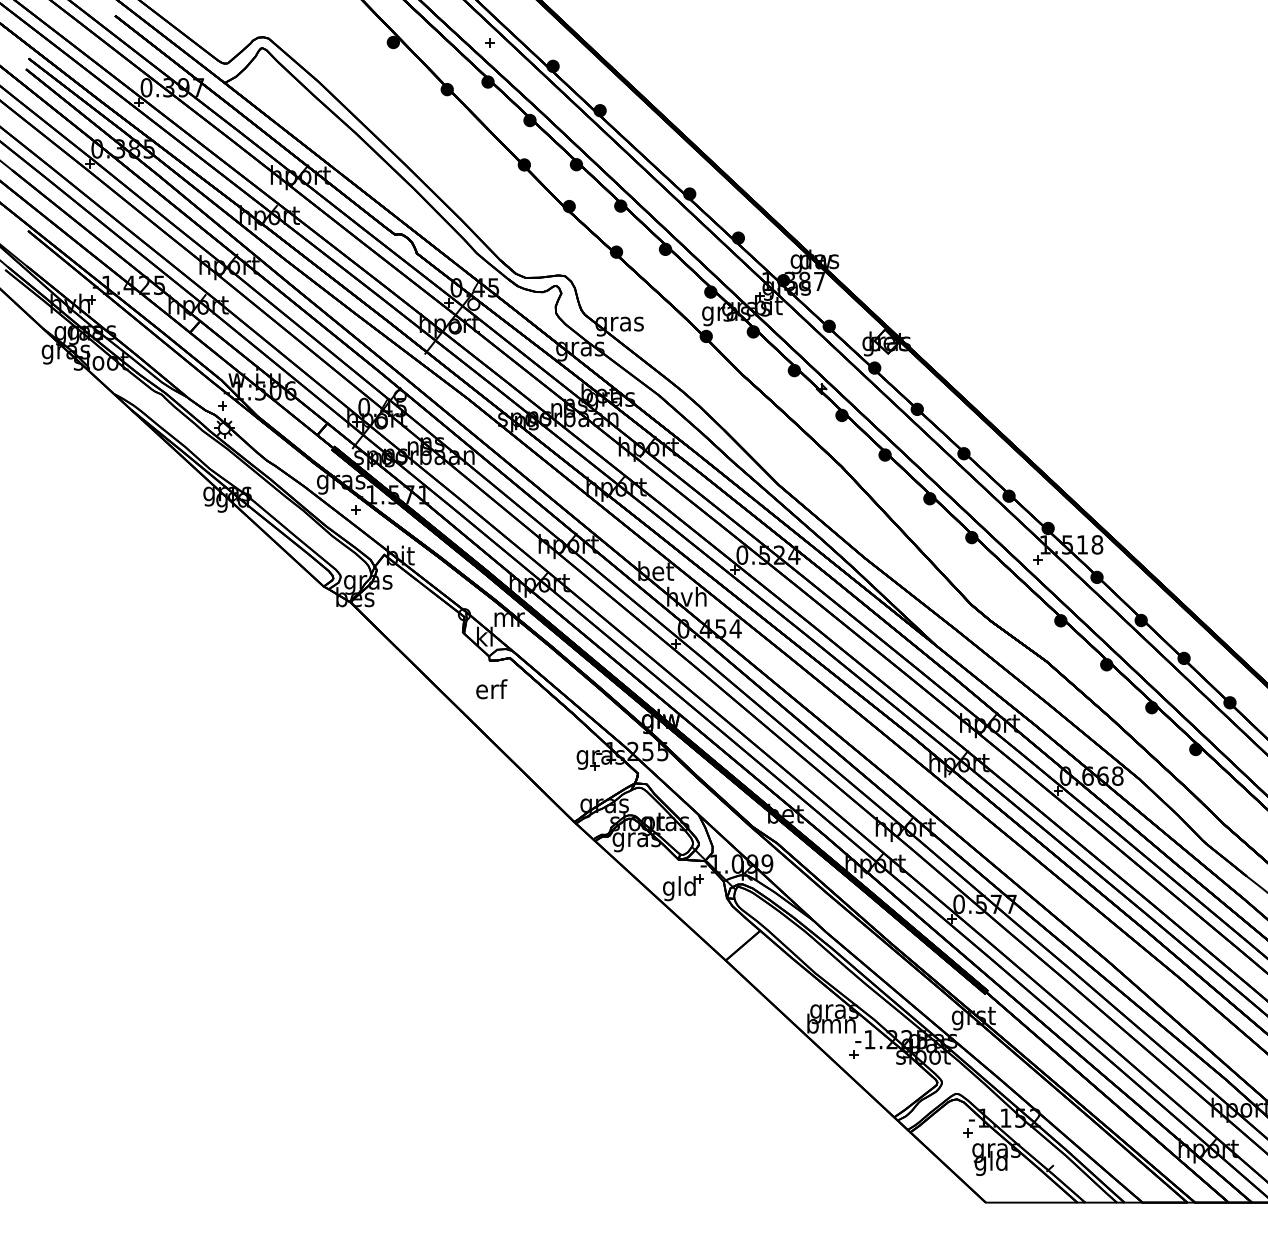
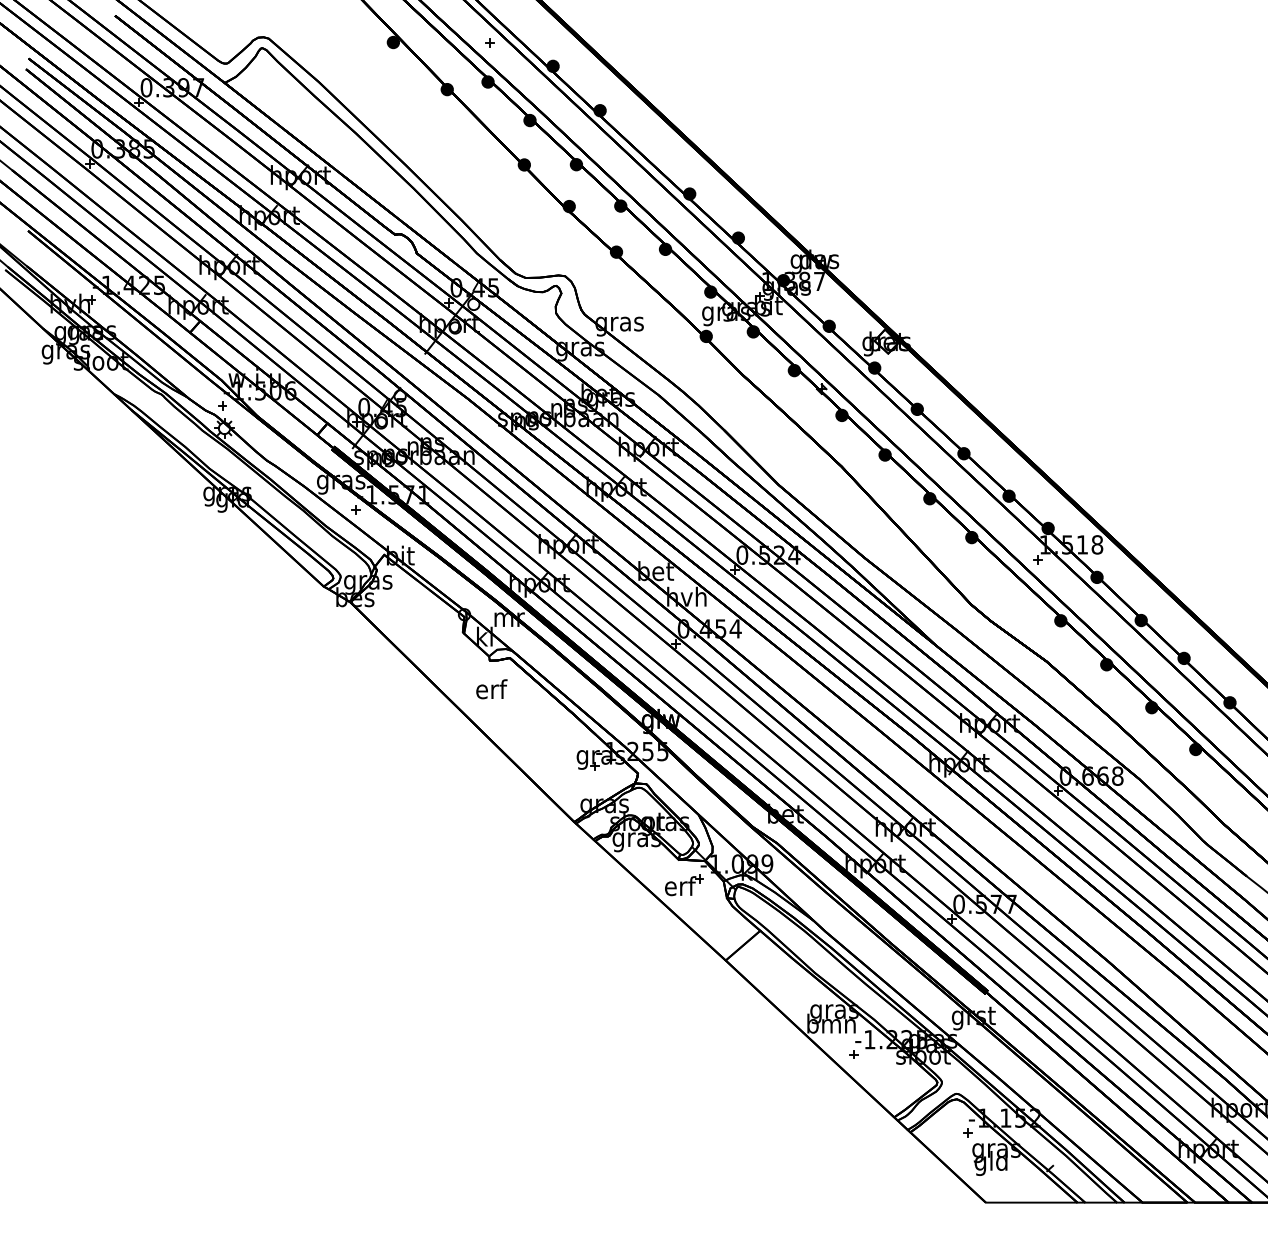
text: gld -> erf (679, 888)
